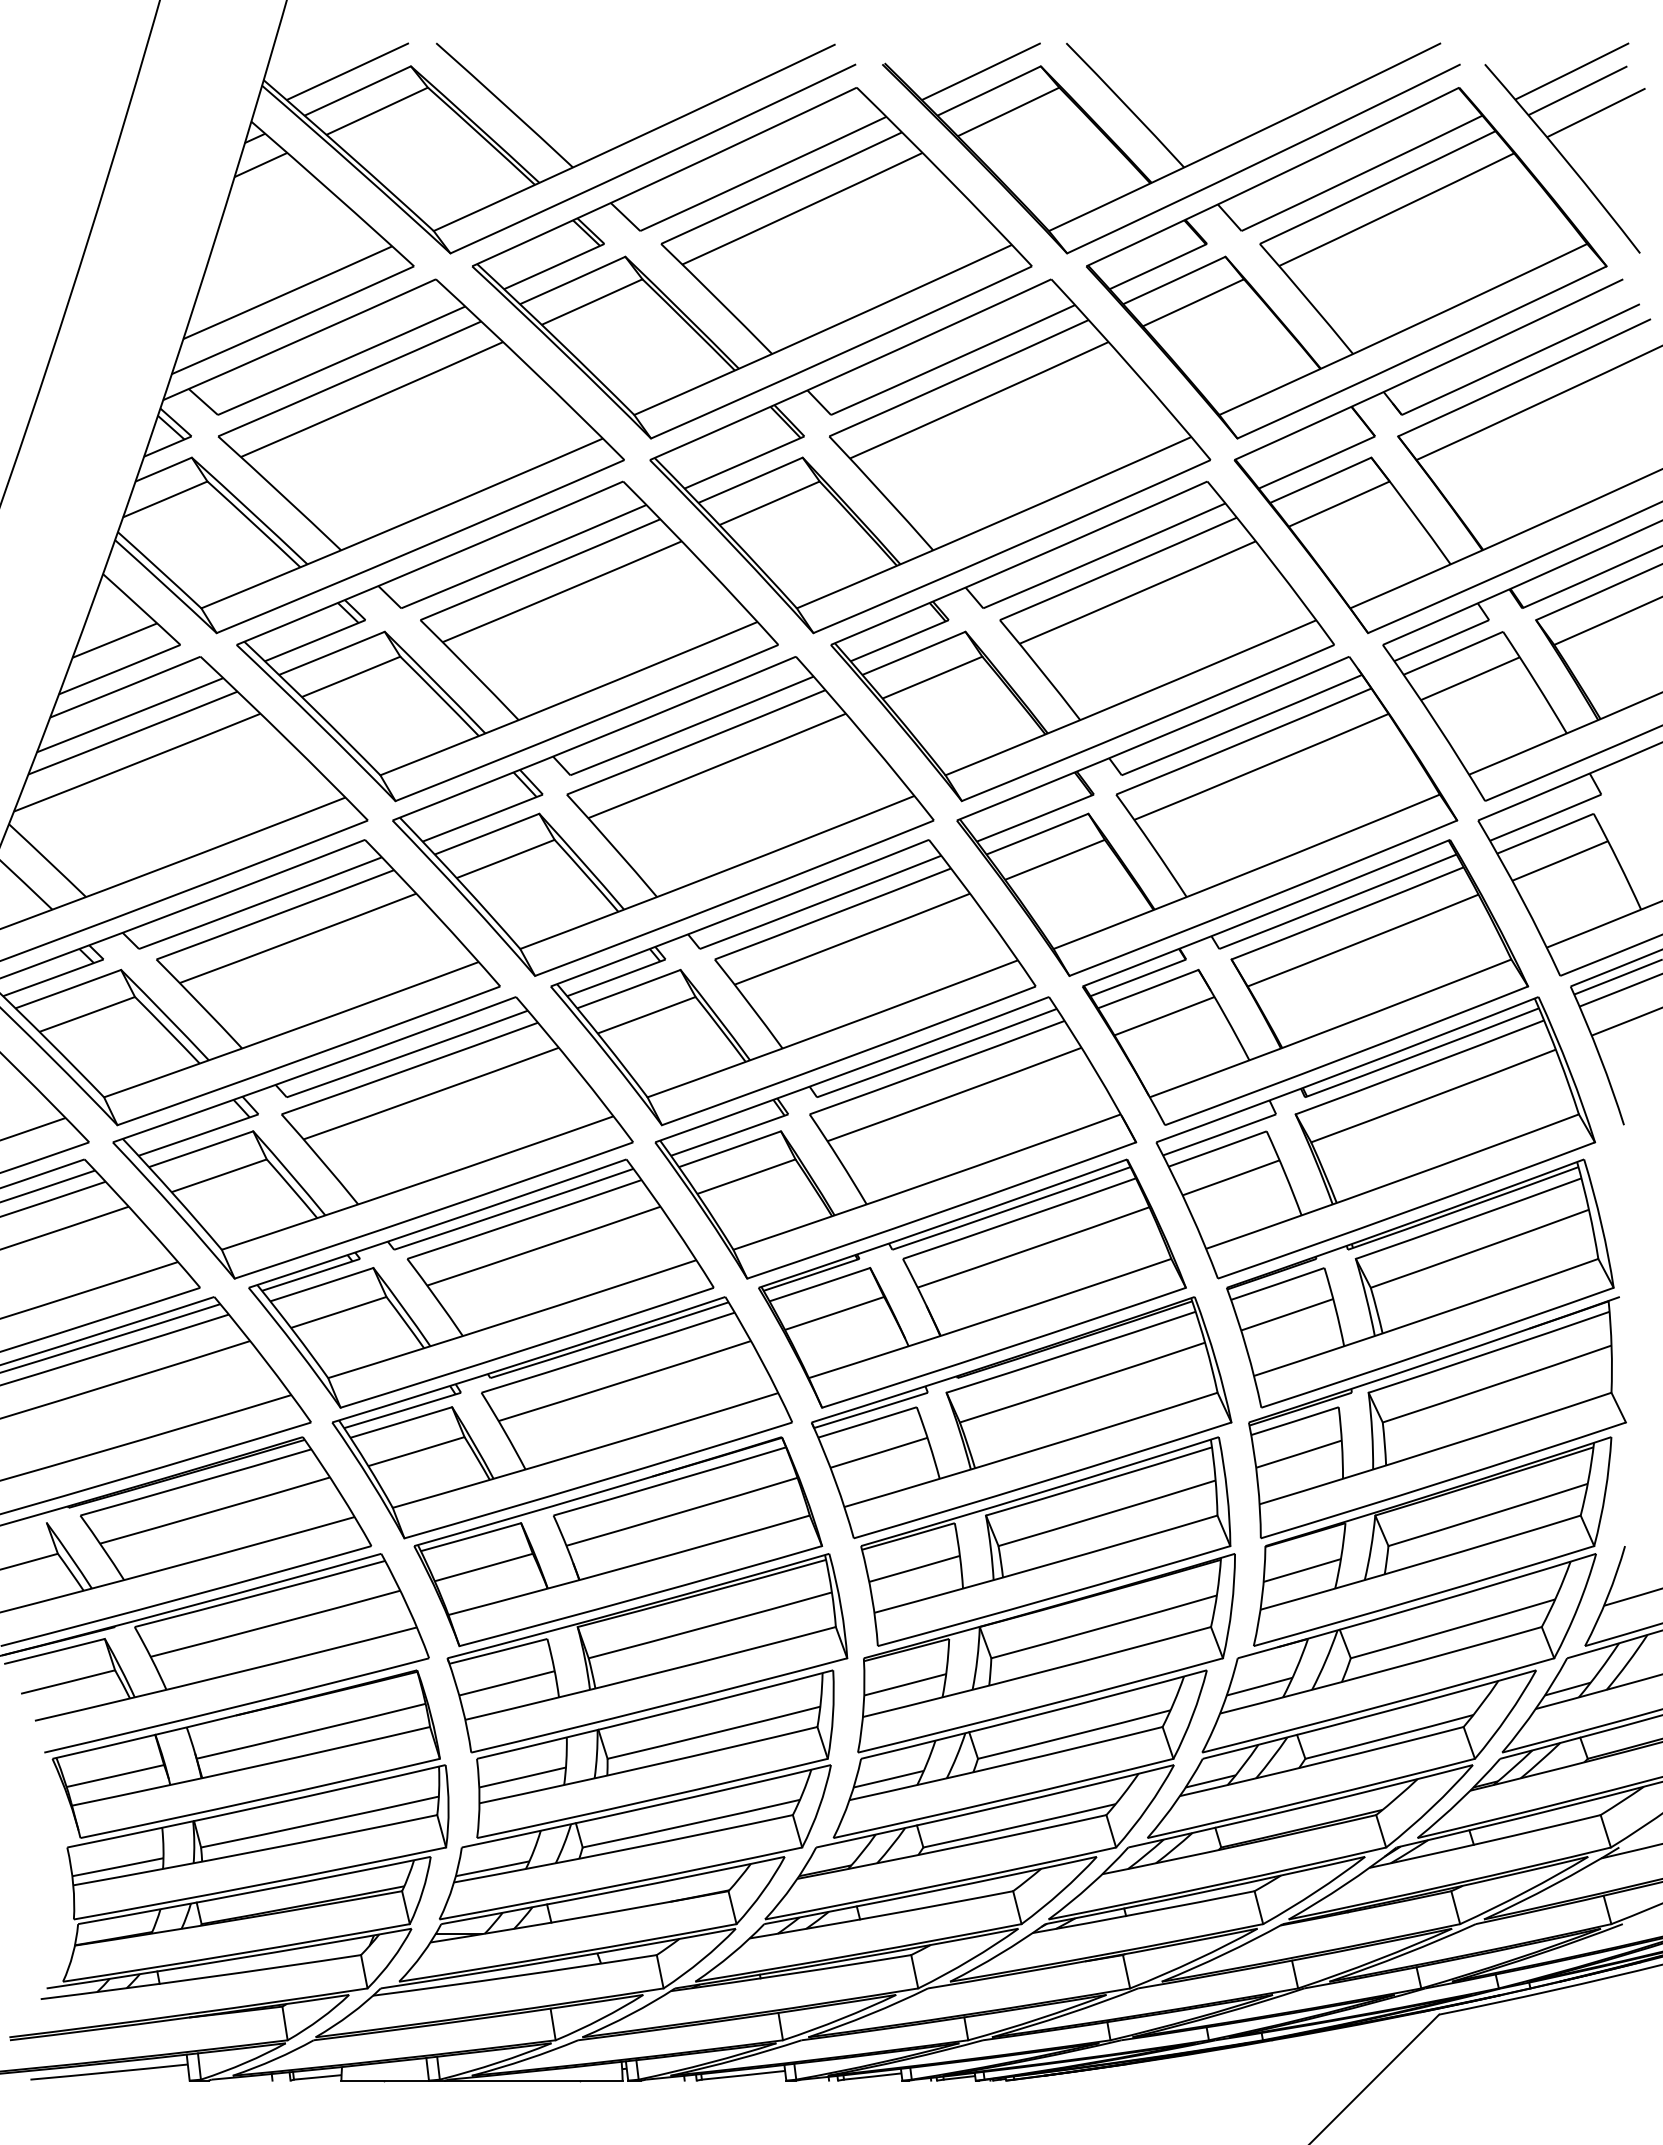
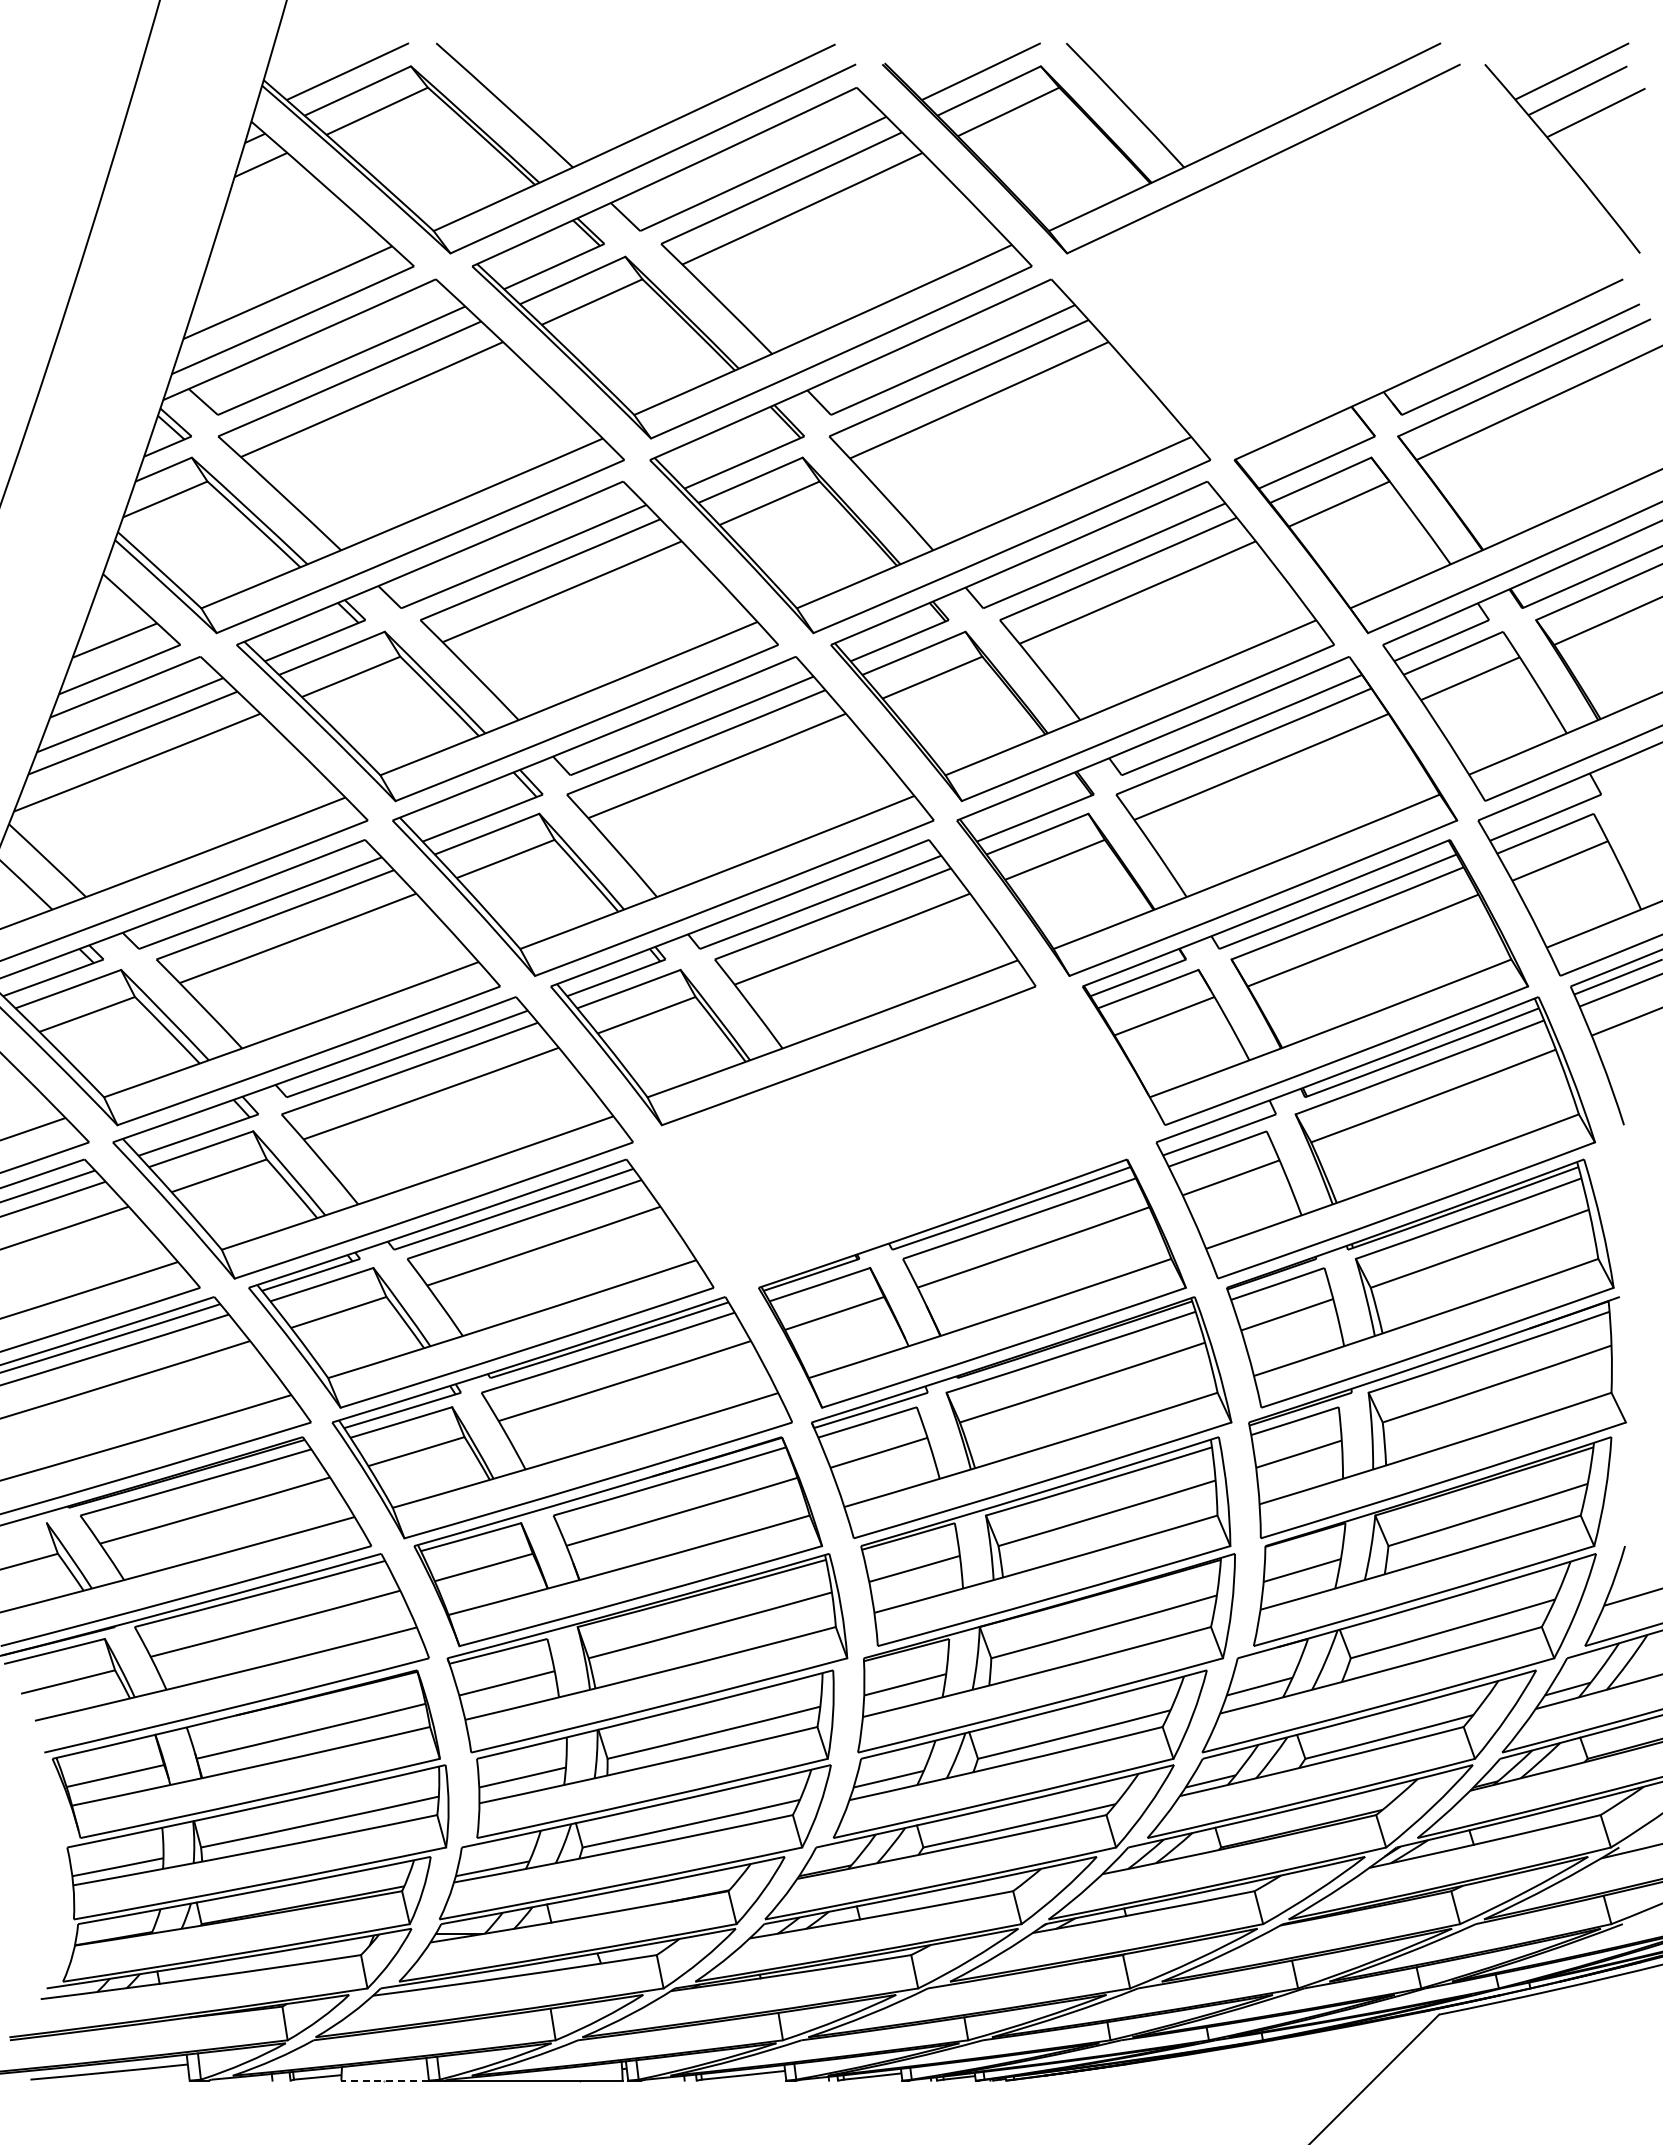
part: present -> none (1346, 263)
part: present -> none (895, 1137)
line: solid -> dashed (385, 2080)
